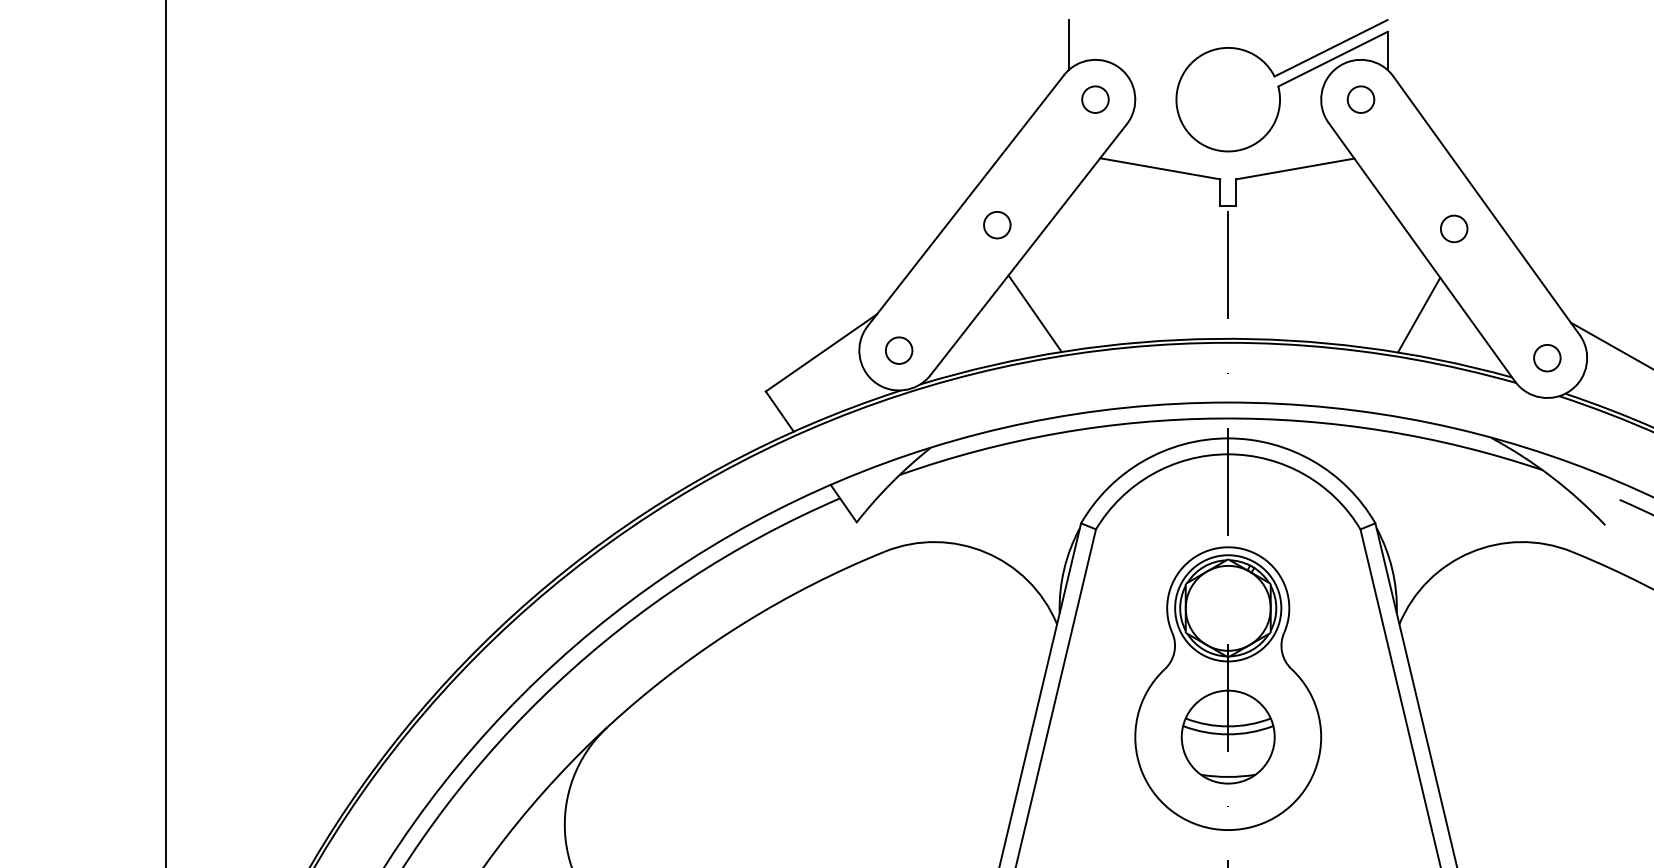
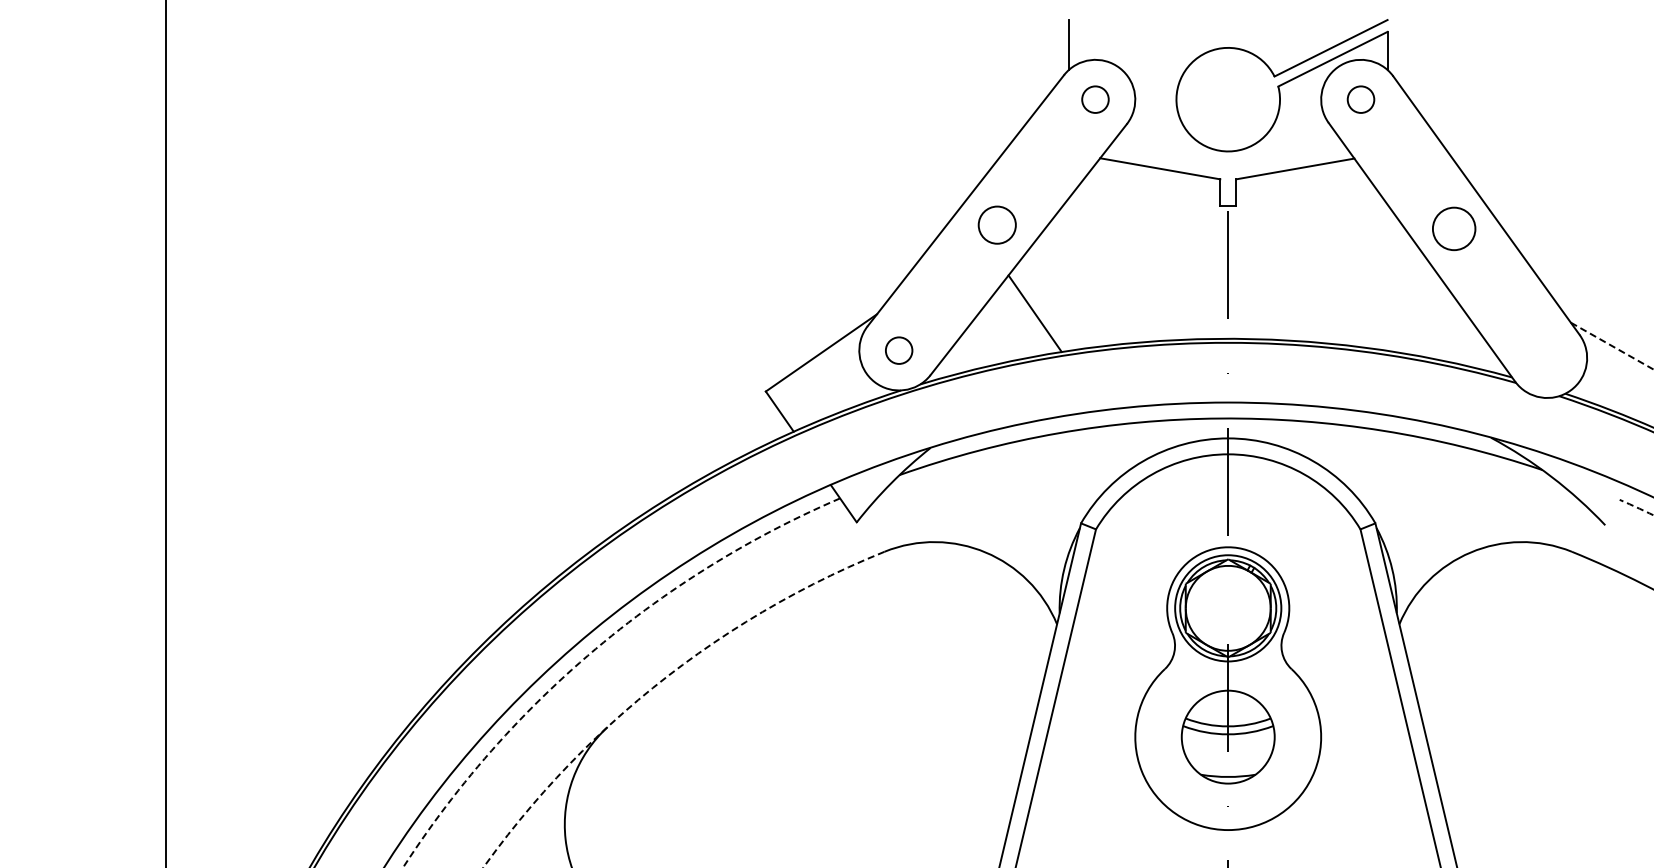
circle diameter: 27 px -> 37 px (996, 224)
circle diameter: 27 px -> 42 px (1453, 228)
line: present -> none (1418, 314)
line: solid -> dashed (1612, 346)
circle: present -> none (1547, 358)
arc: solid -> dashed (581, 661)
arc: solid -> dashed (663, 679)
